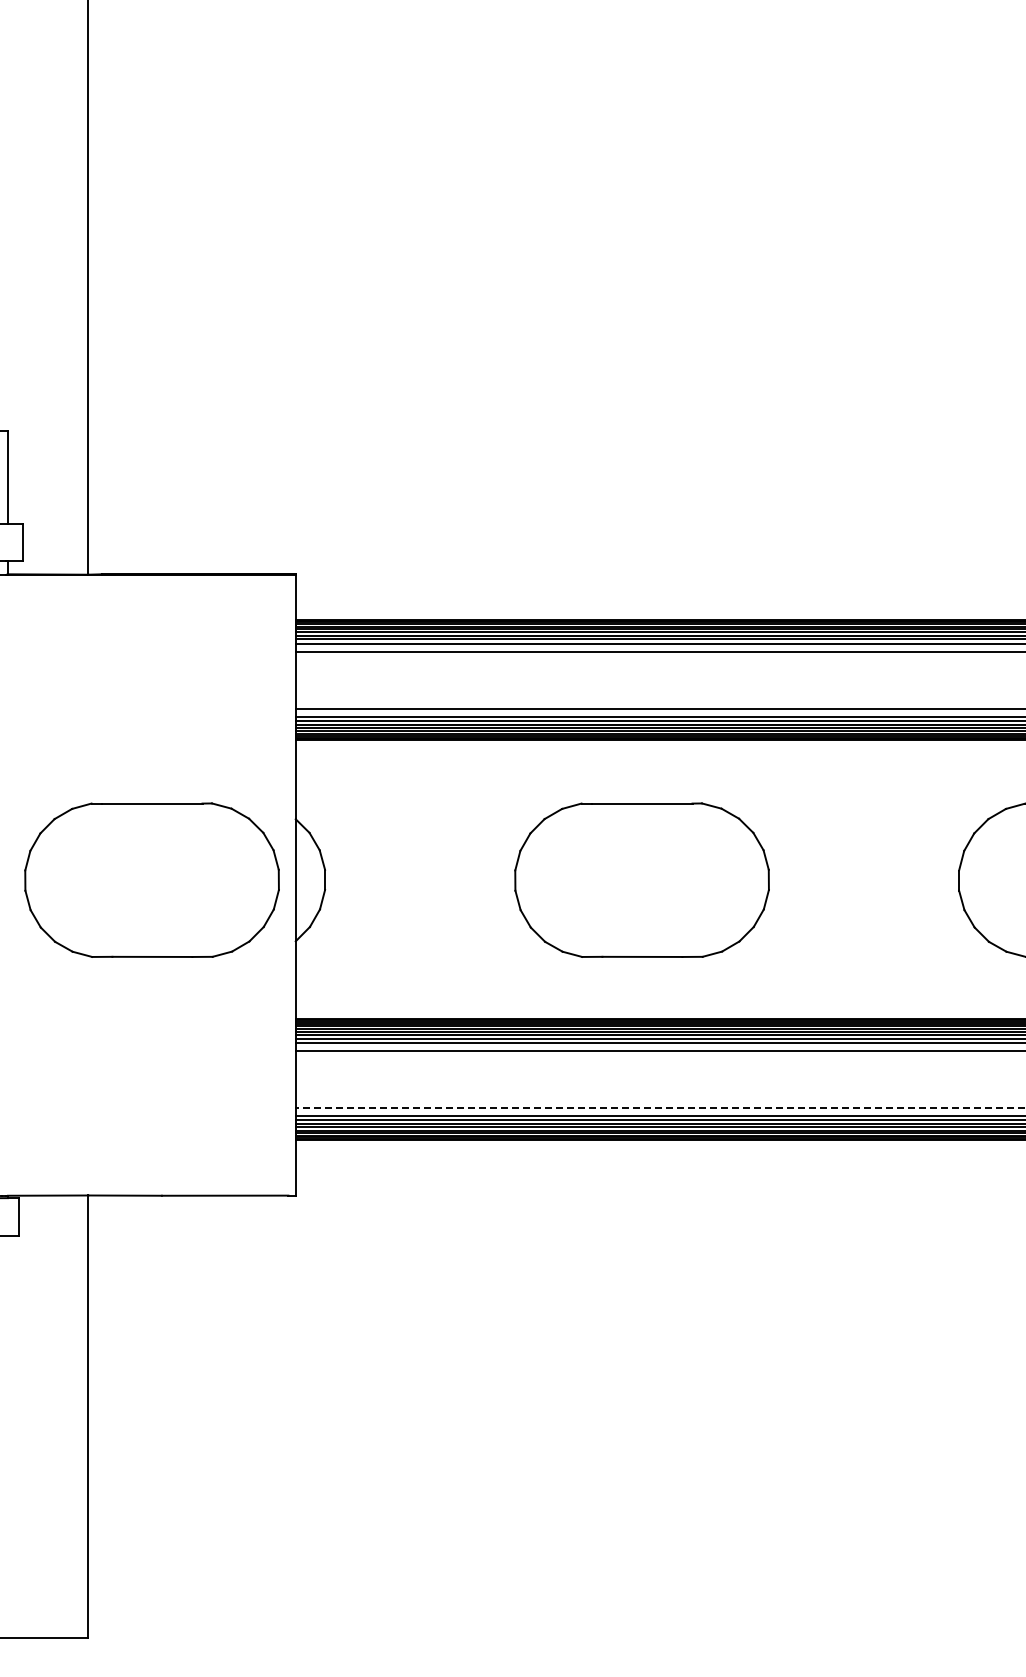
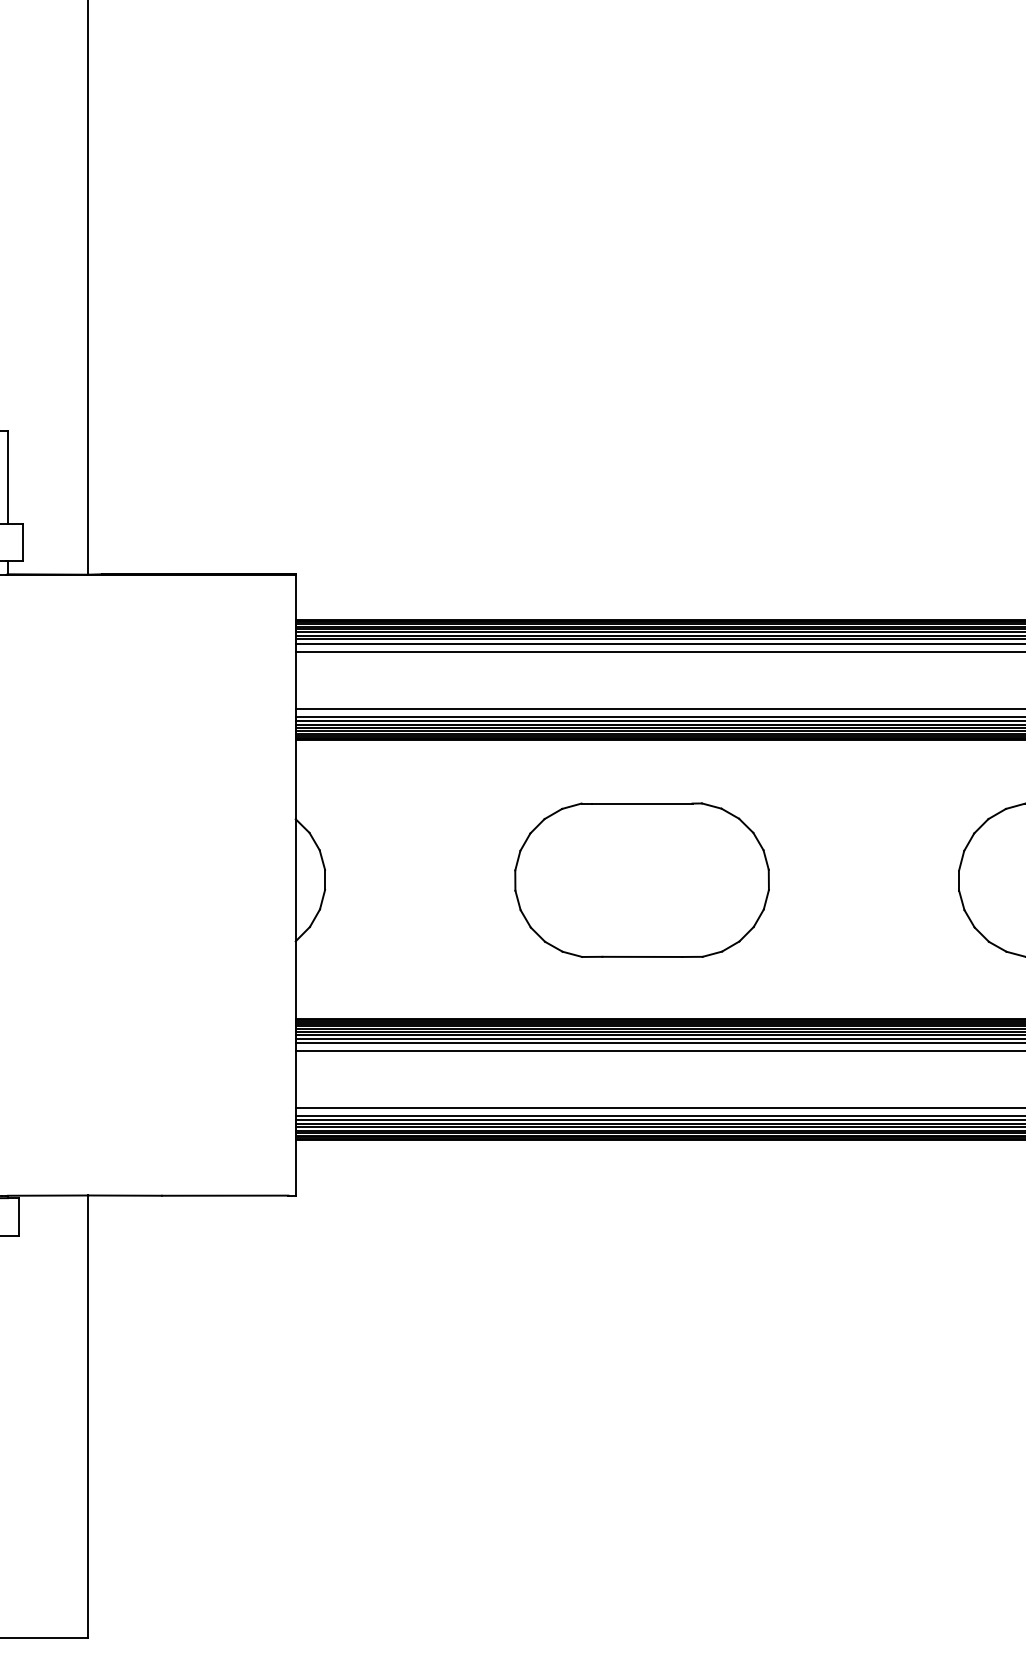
part: present -> none (151, 879)
line: dashed -> solid (660, 1108)
